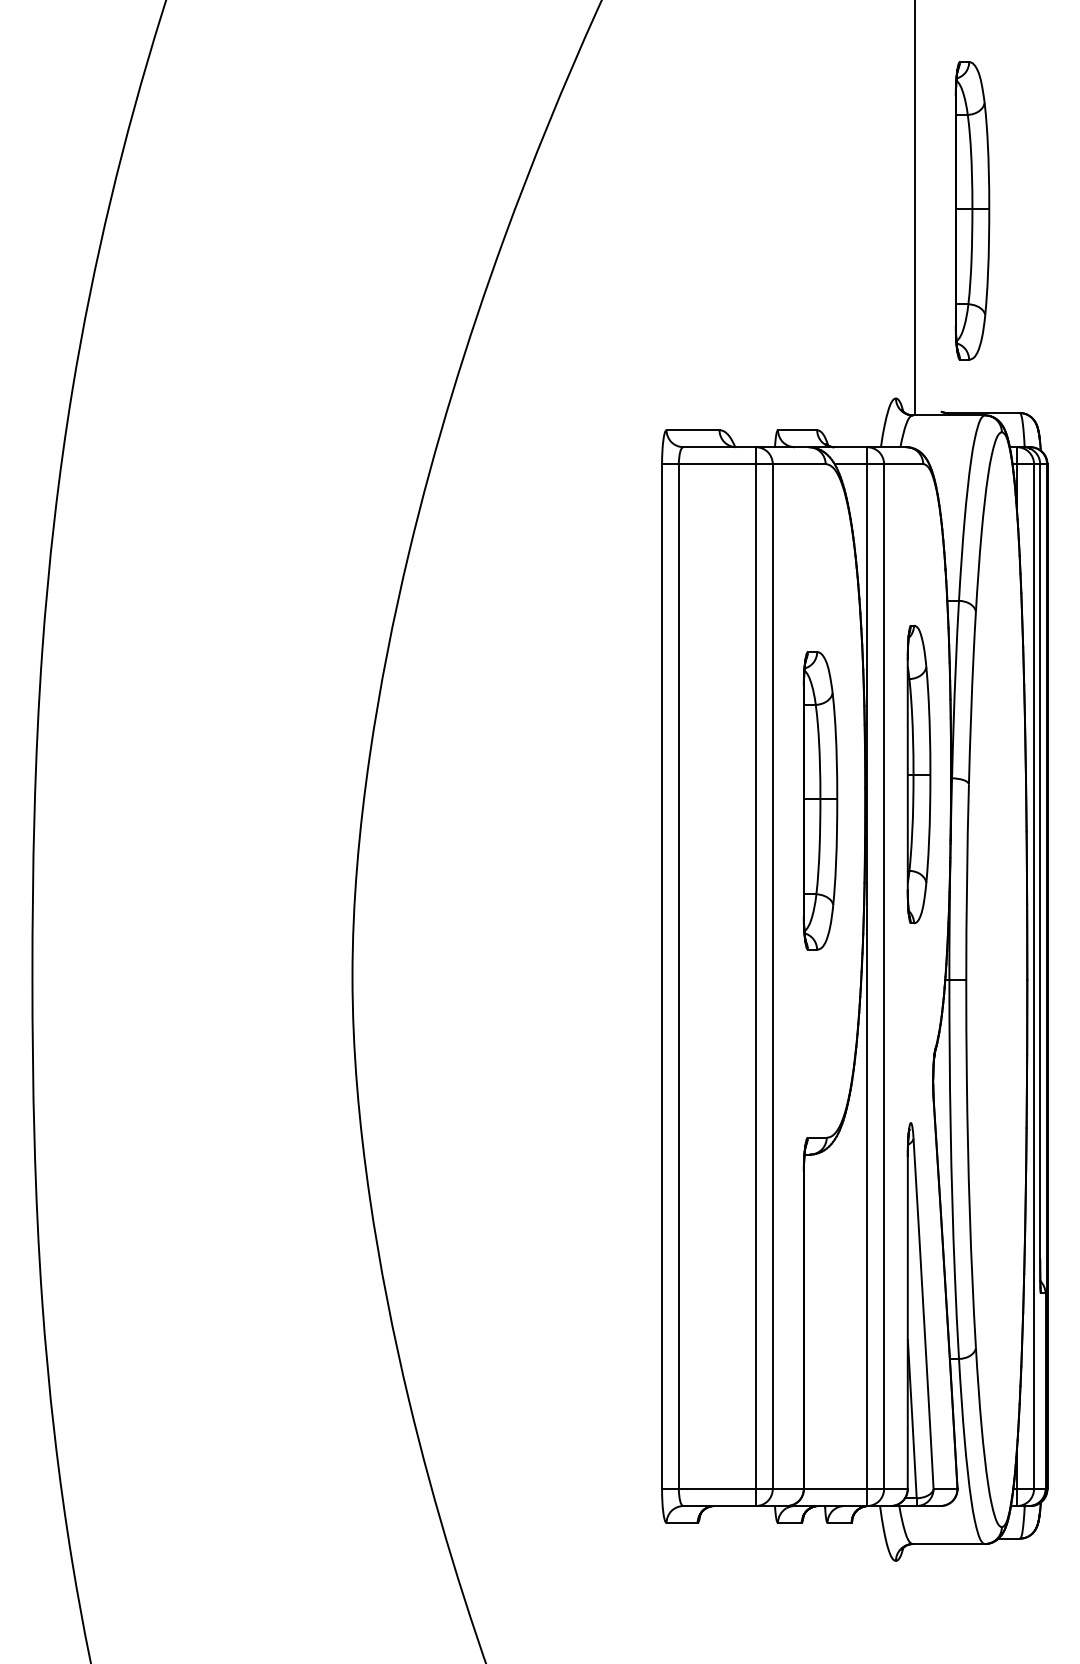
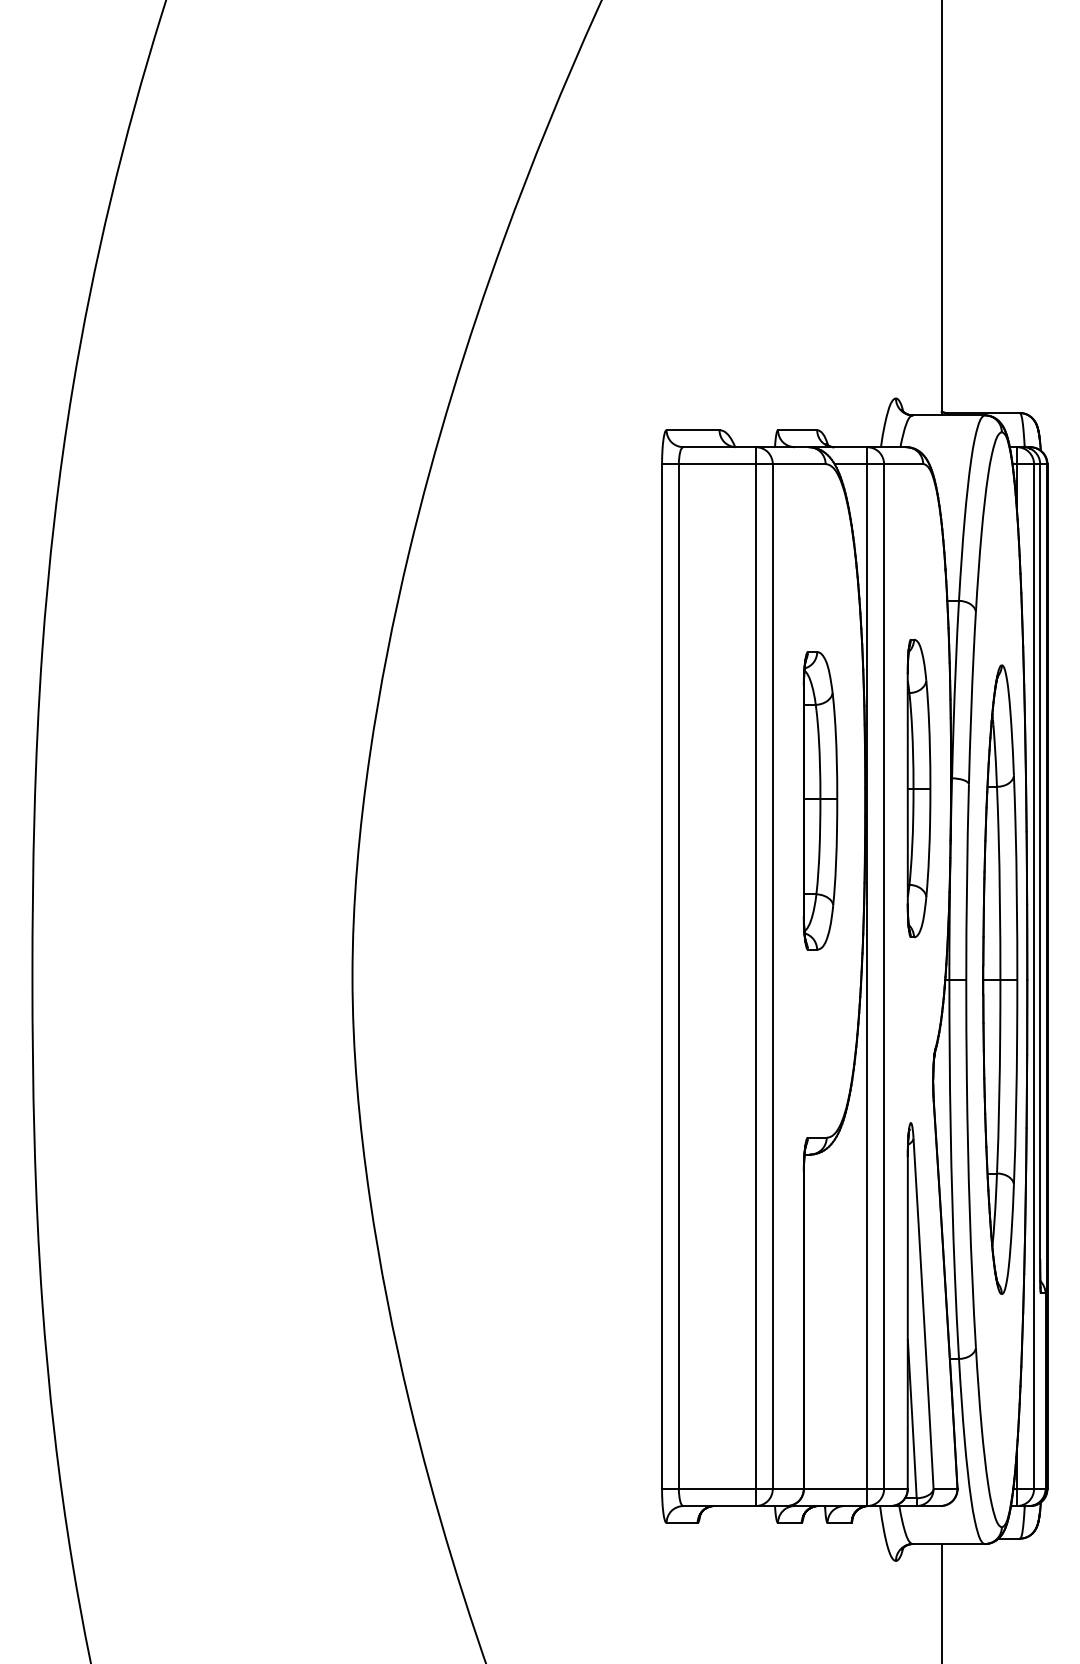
line position: (914, 208) -> (941, 208) (941, 208)
part: present -> none (972, 210)
part position: (918, 774) -> (918, 788) (918, 788)
part: none -> present (1000, 979)
line: none -> present (941, 1602)
